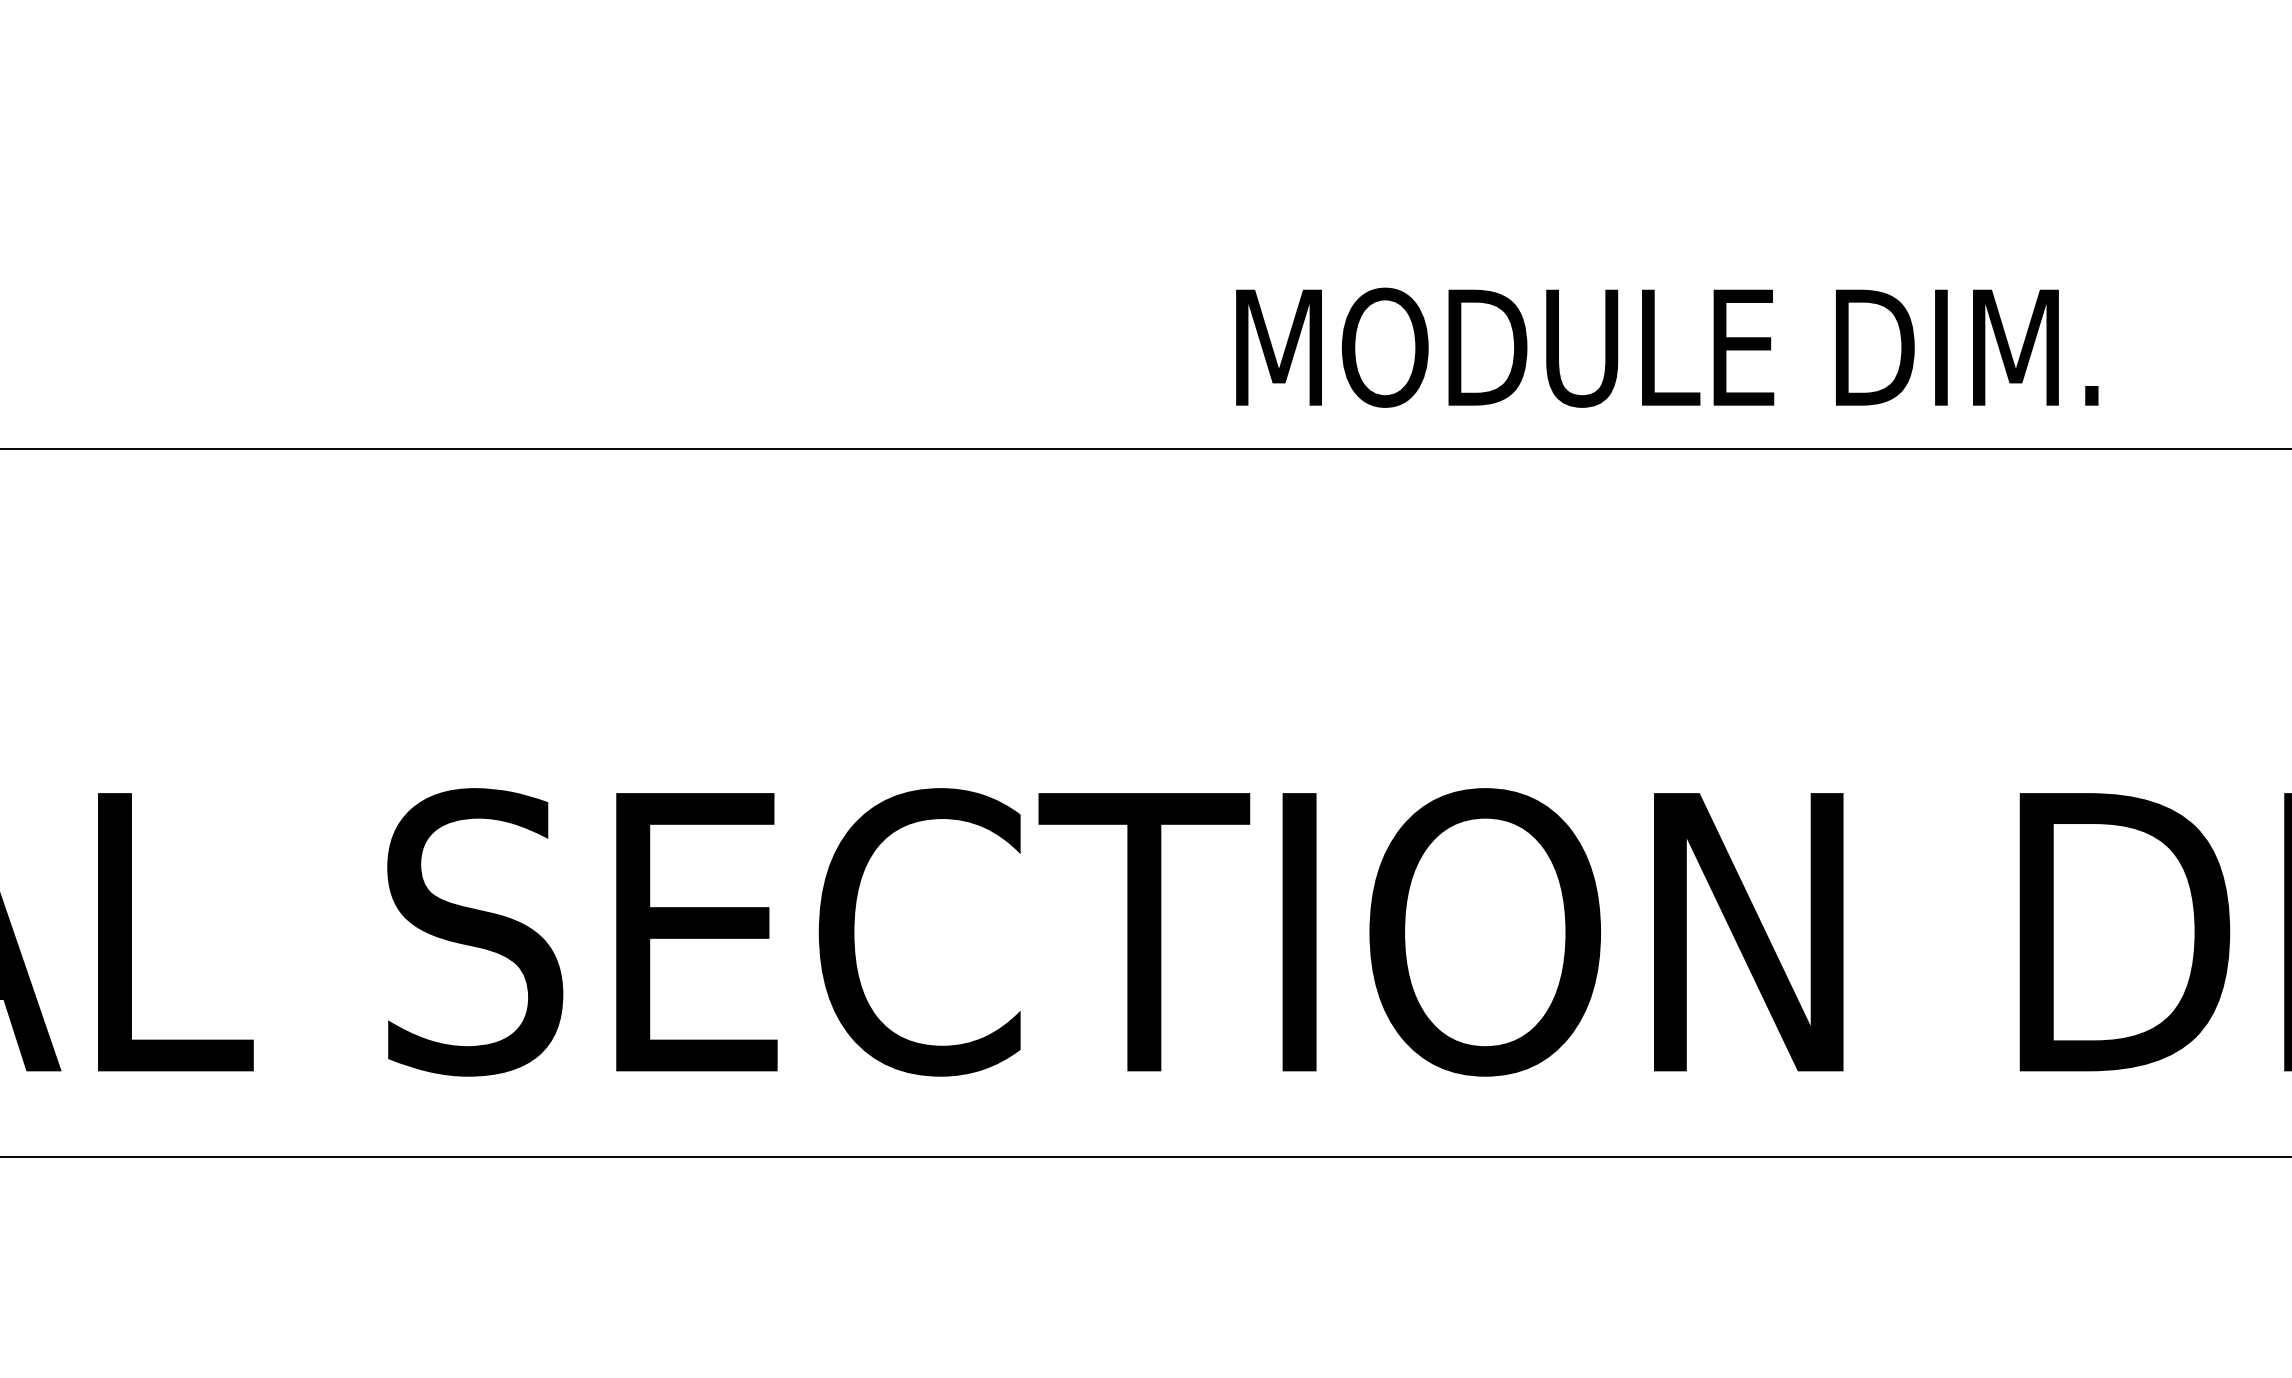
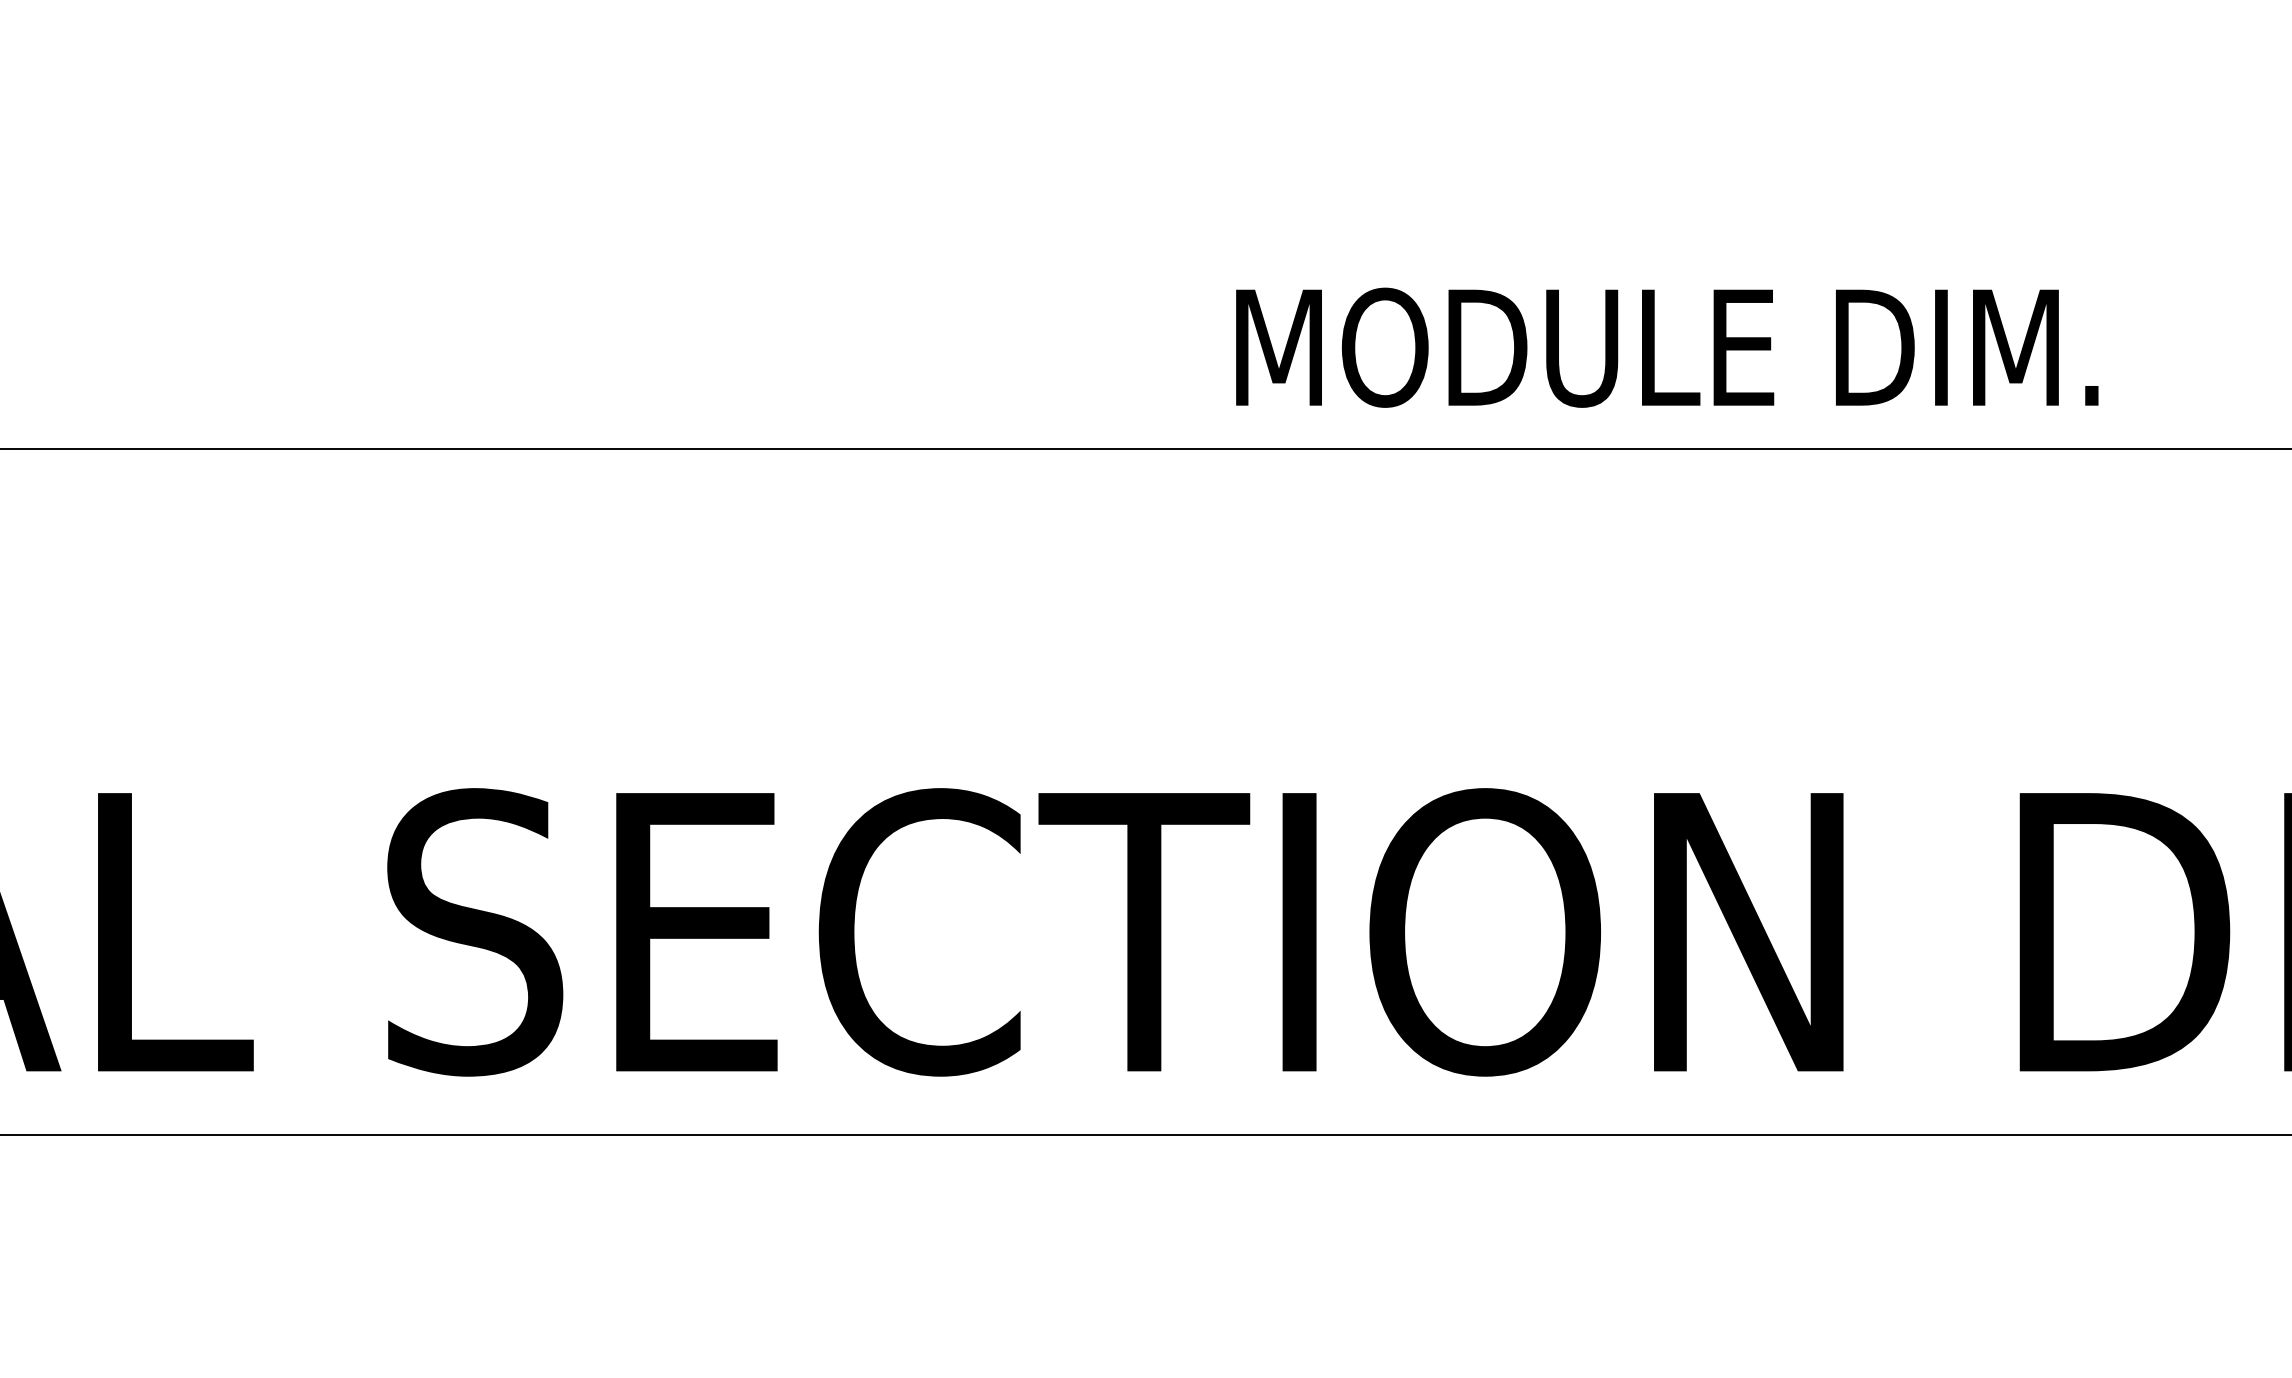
line position: (1145, 1156) -> (1145, 1134) (1145, 1134)
